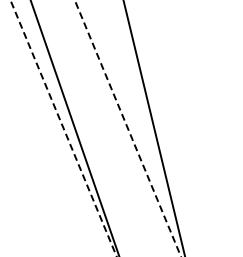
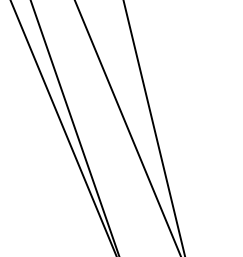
line: dashed -> solid (63, 128)
line: dashed -> solid (128, 128)
